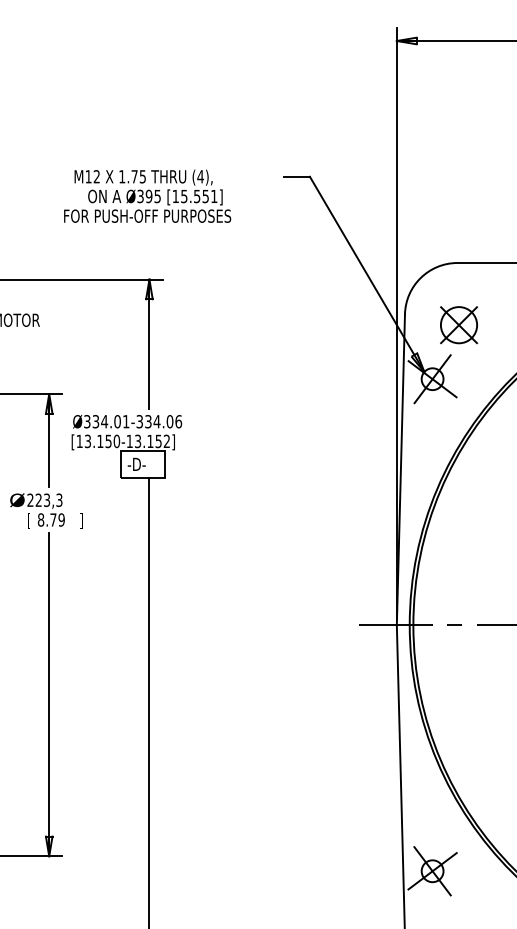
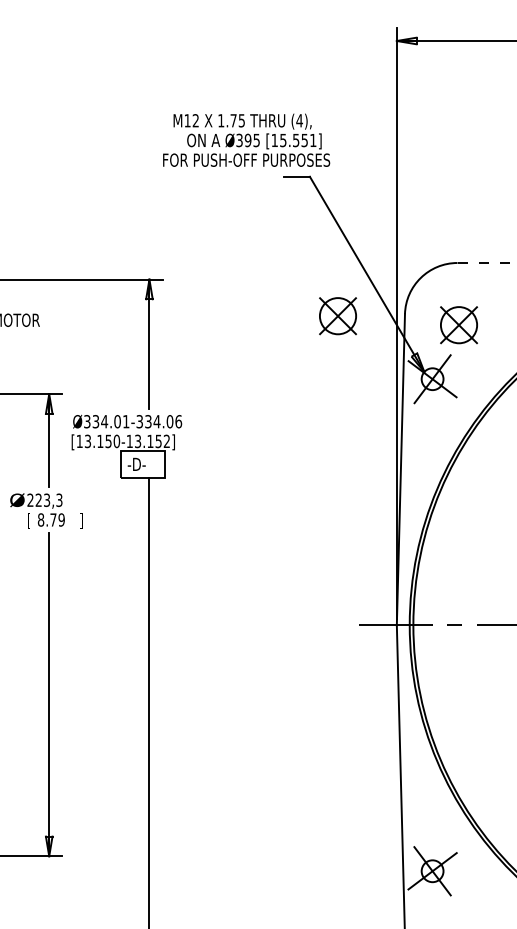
text position: (147, 195) -> (246, 139) (246, 139)
line: solid -> dashed (487, 263)
part: none -> present (338, 316)
